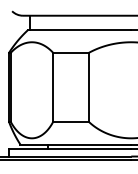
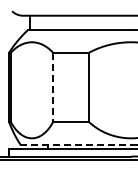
line: solid -> dashed (53, 87)
line: solid -> dashed (76, 144)
